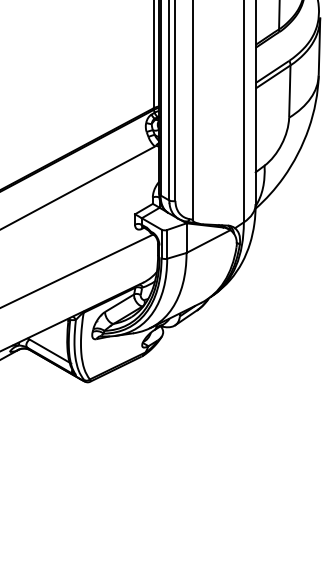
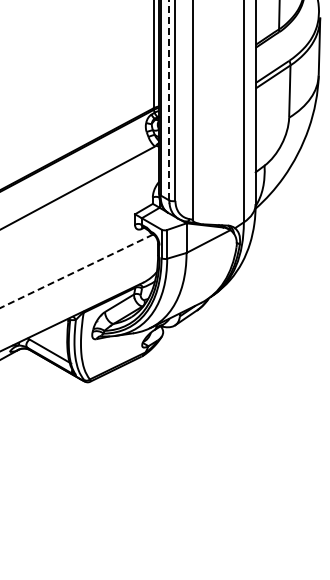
line: solid -> dashed (169, 100)
line: solid -> dashed (76, 271)
